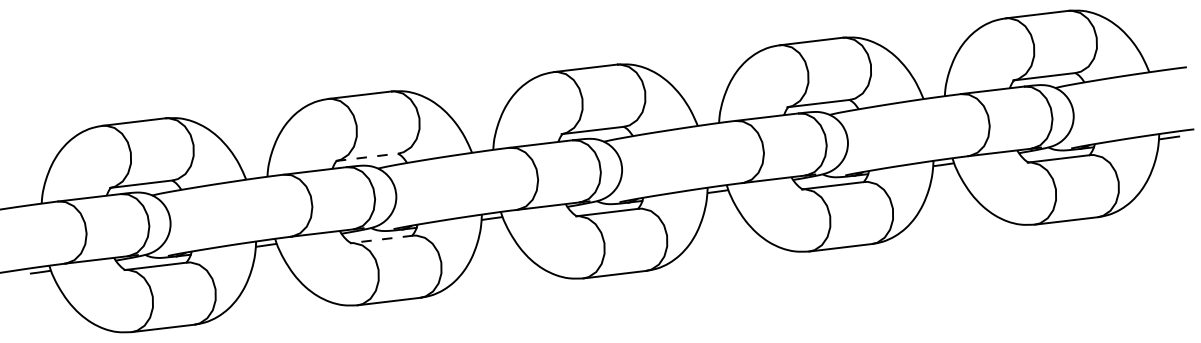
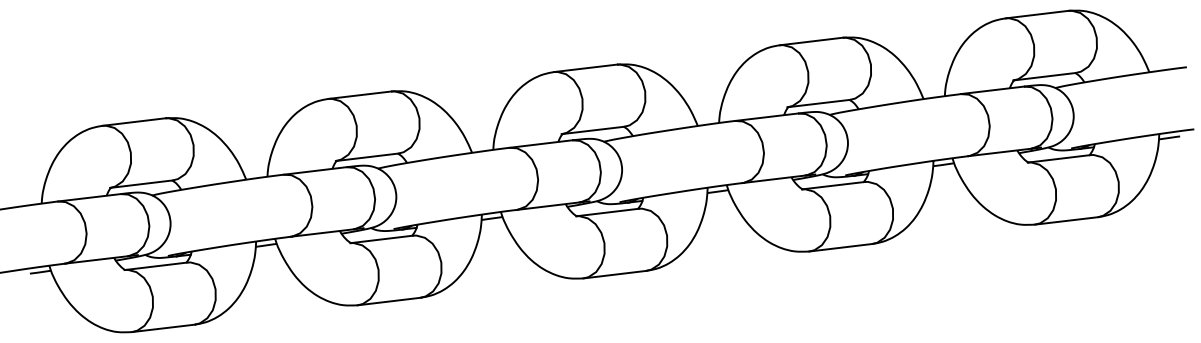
line: dashed -> solid (367, 157)
line: dashed -> solid (381, 239)
